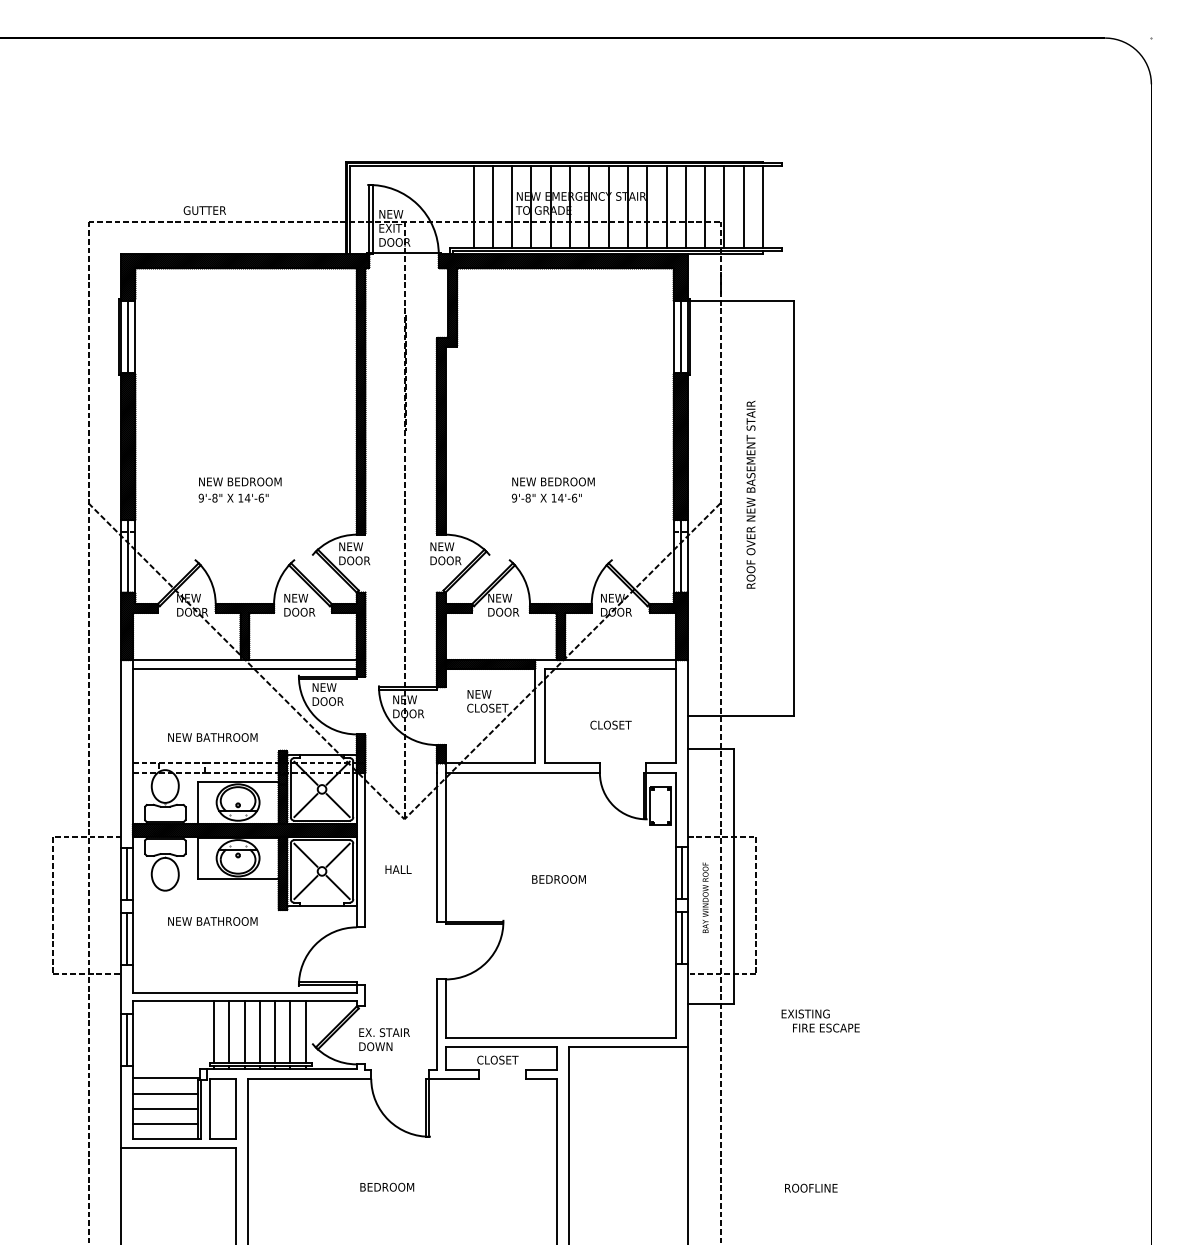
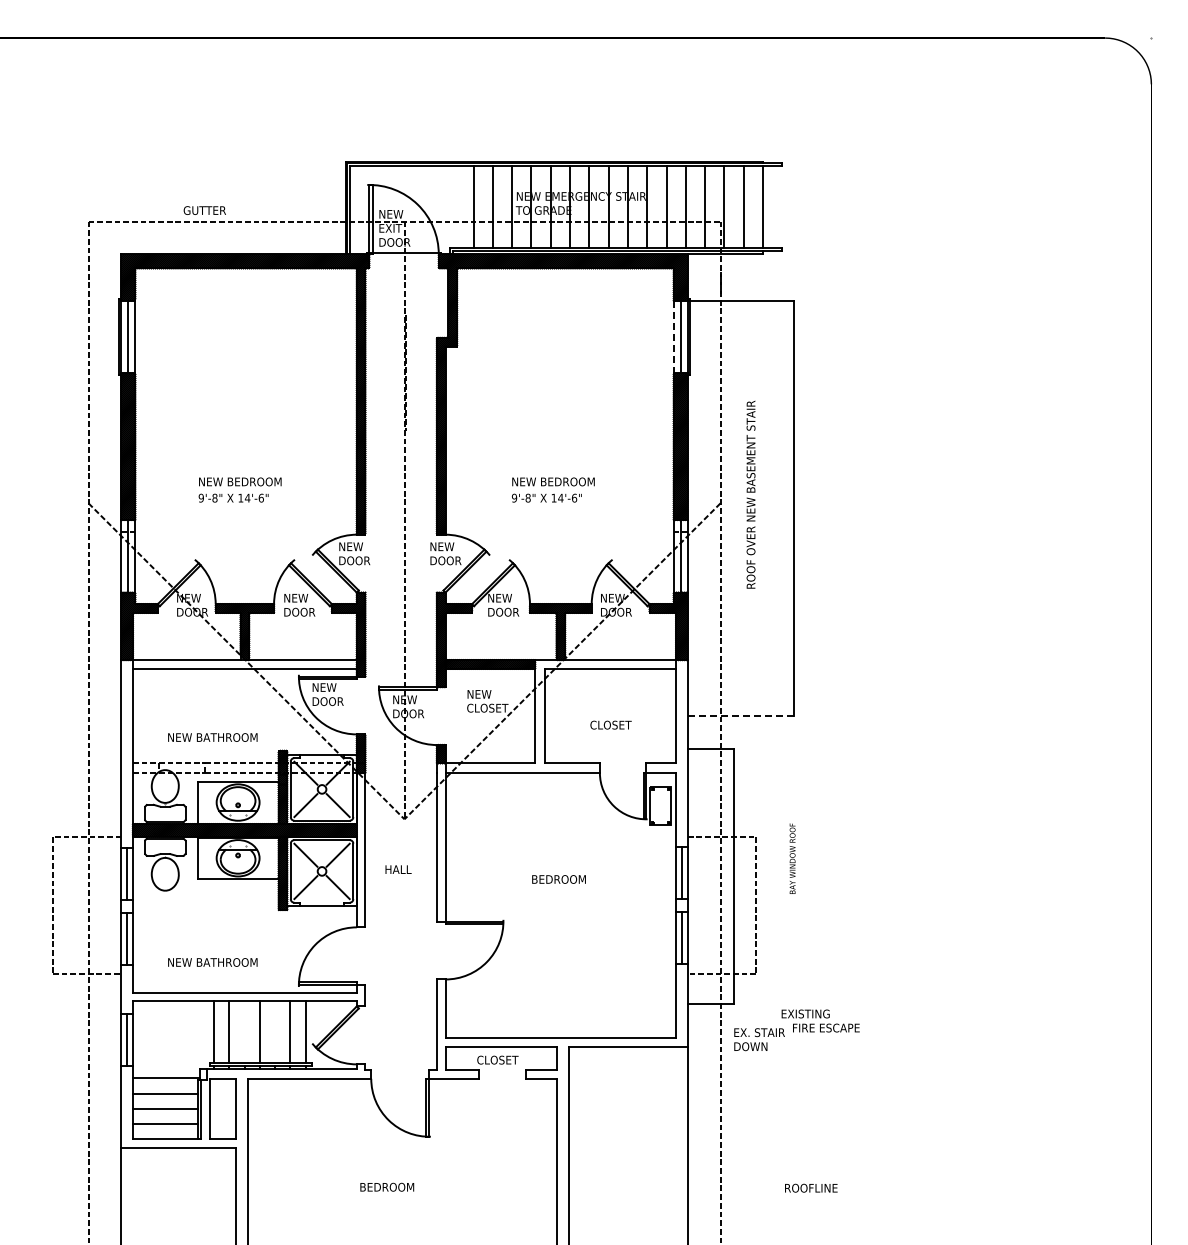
line: solid -> dashed (673, 337)
line: solid -> dashed (741, 715)
text position: (705, 897) -> (792, 858) (792, 858)
text position: (212, 921) -> (212, 962) (212, 962)
line: present -> none (244, 1031)
line: present -> none (275, 1031)
text position: (384, 1039) -> (759, 1039) (759, 1039)
